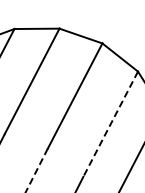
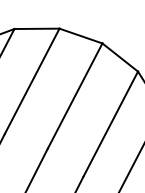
line: dashed -> solid (110, 124)
line: dashed -> solid (36, 170)
